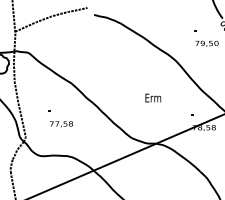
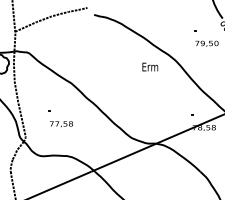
text position: (153, 97) -> (150, 66) (150, 66)
